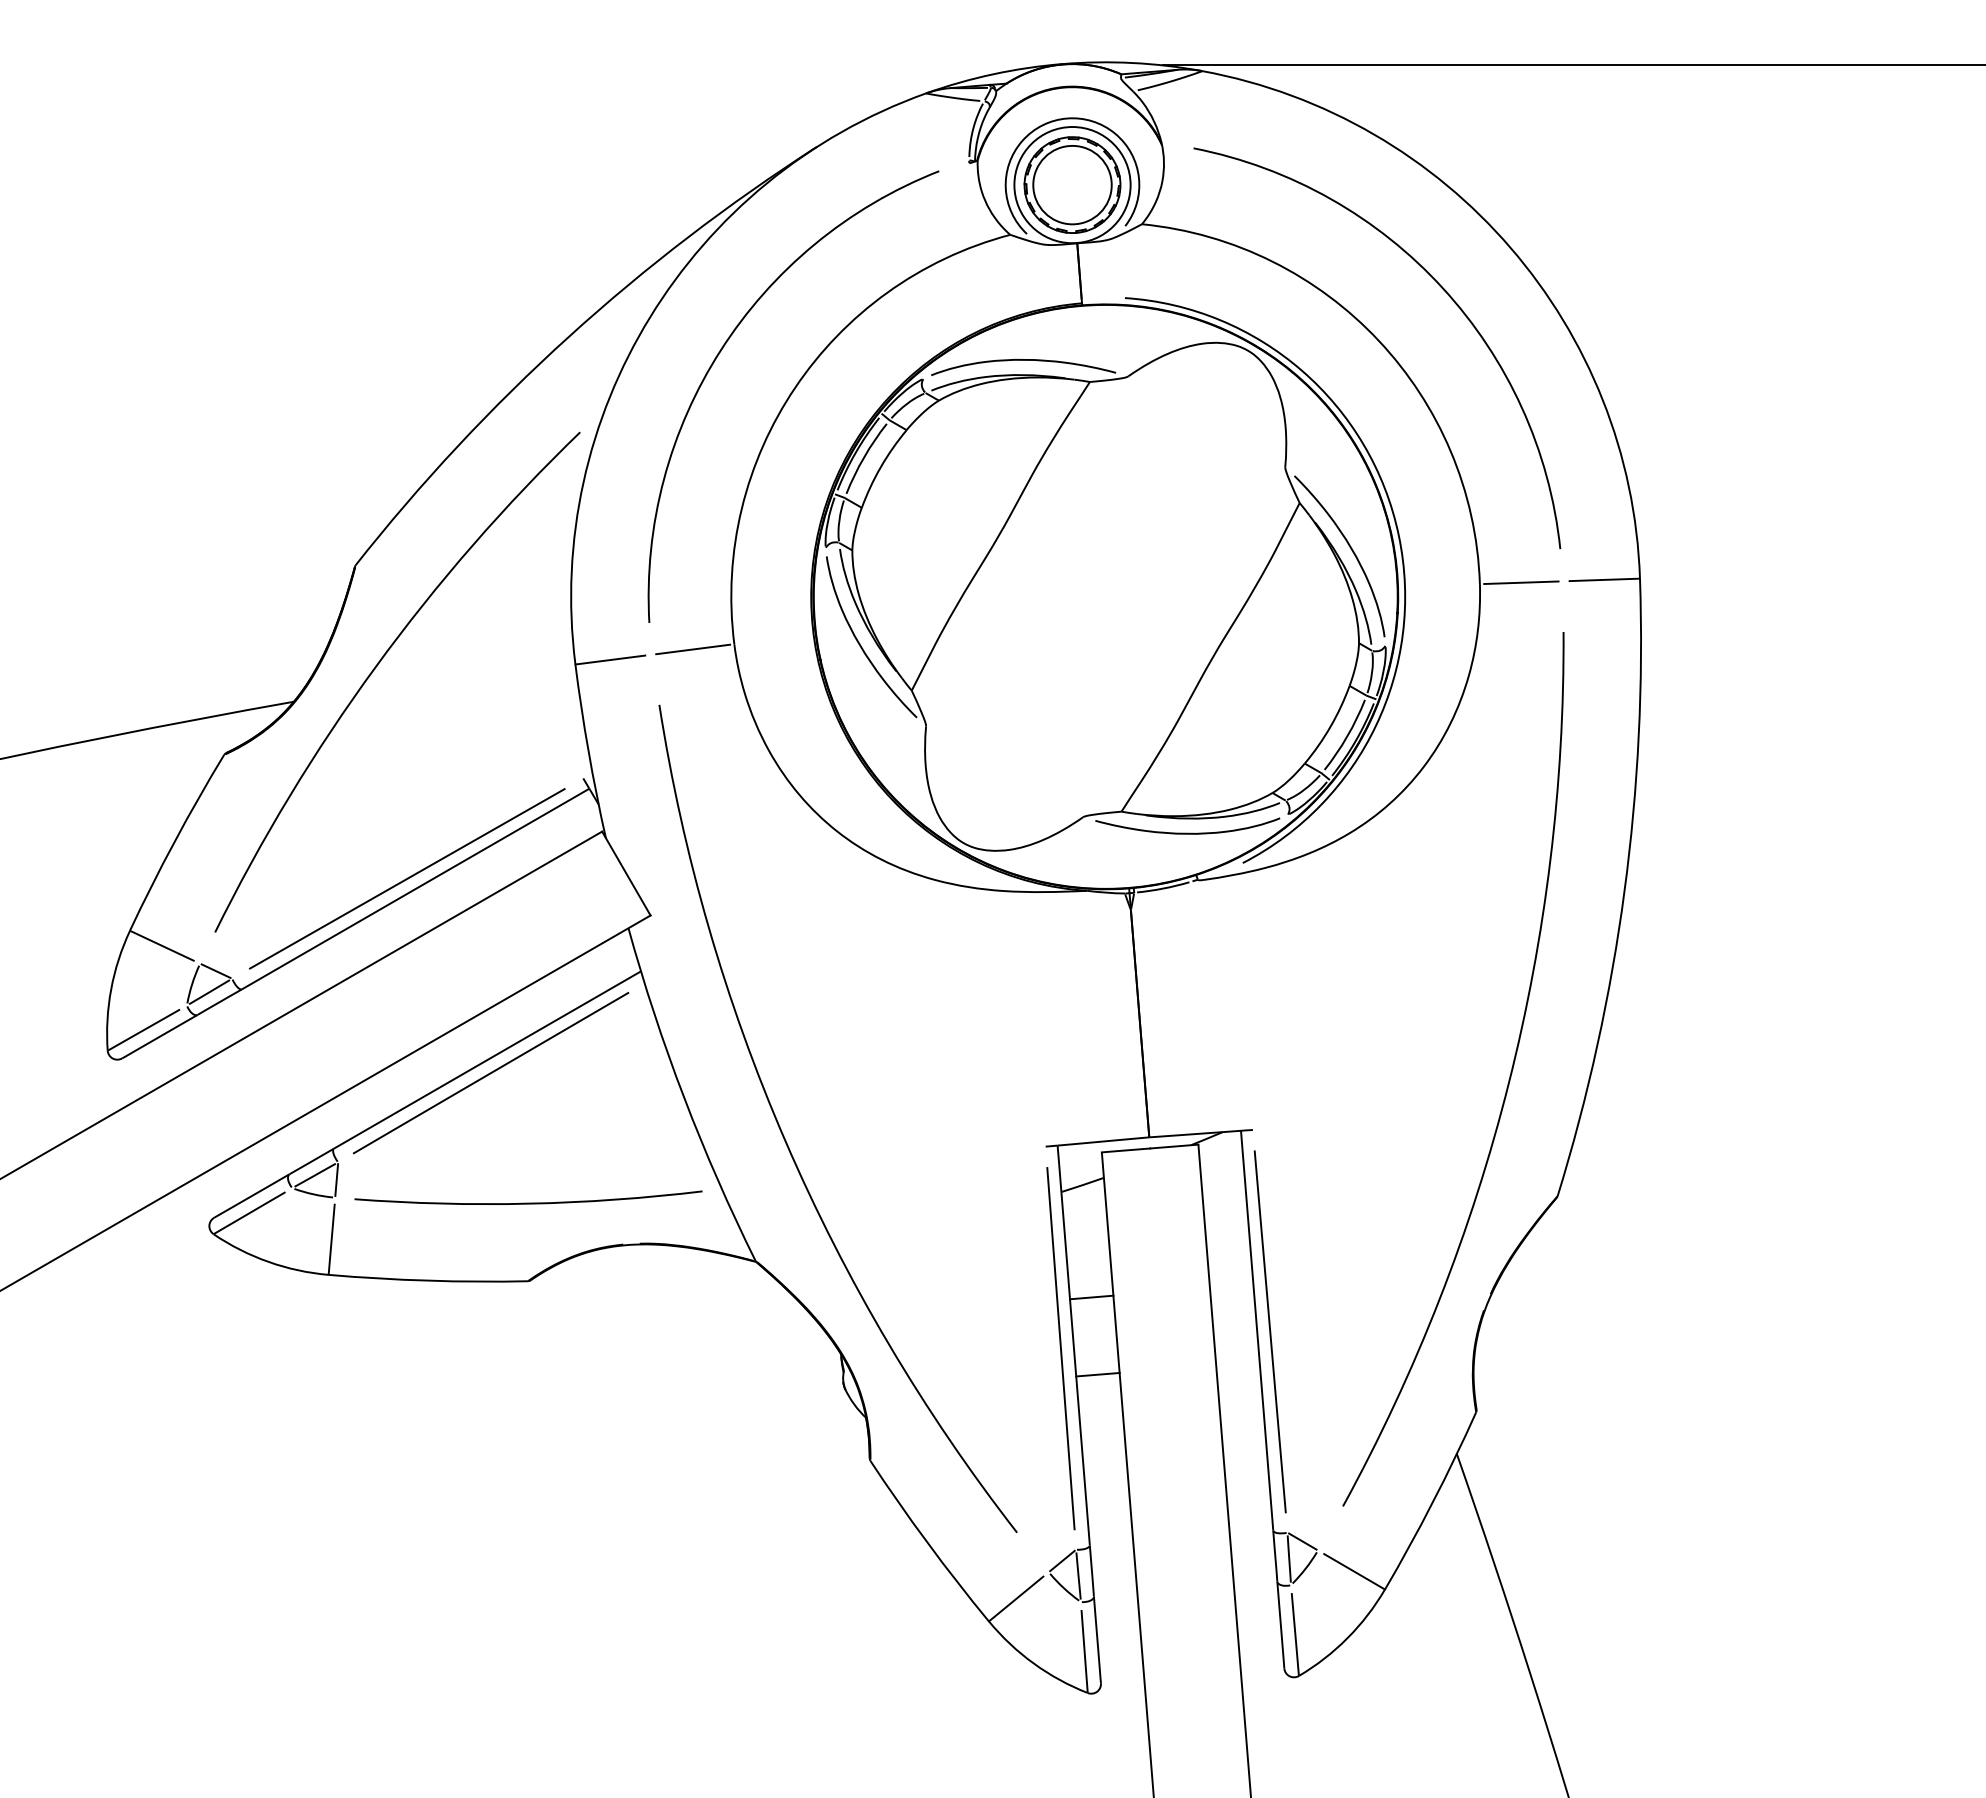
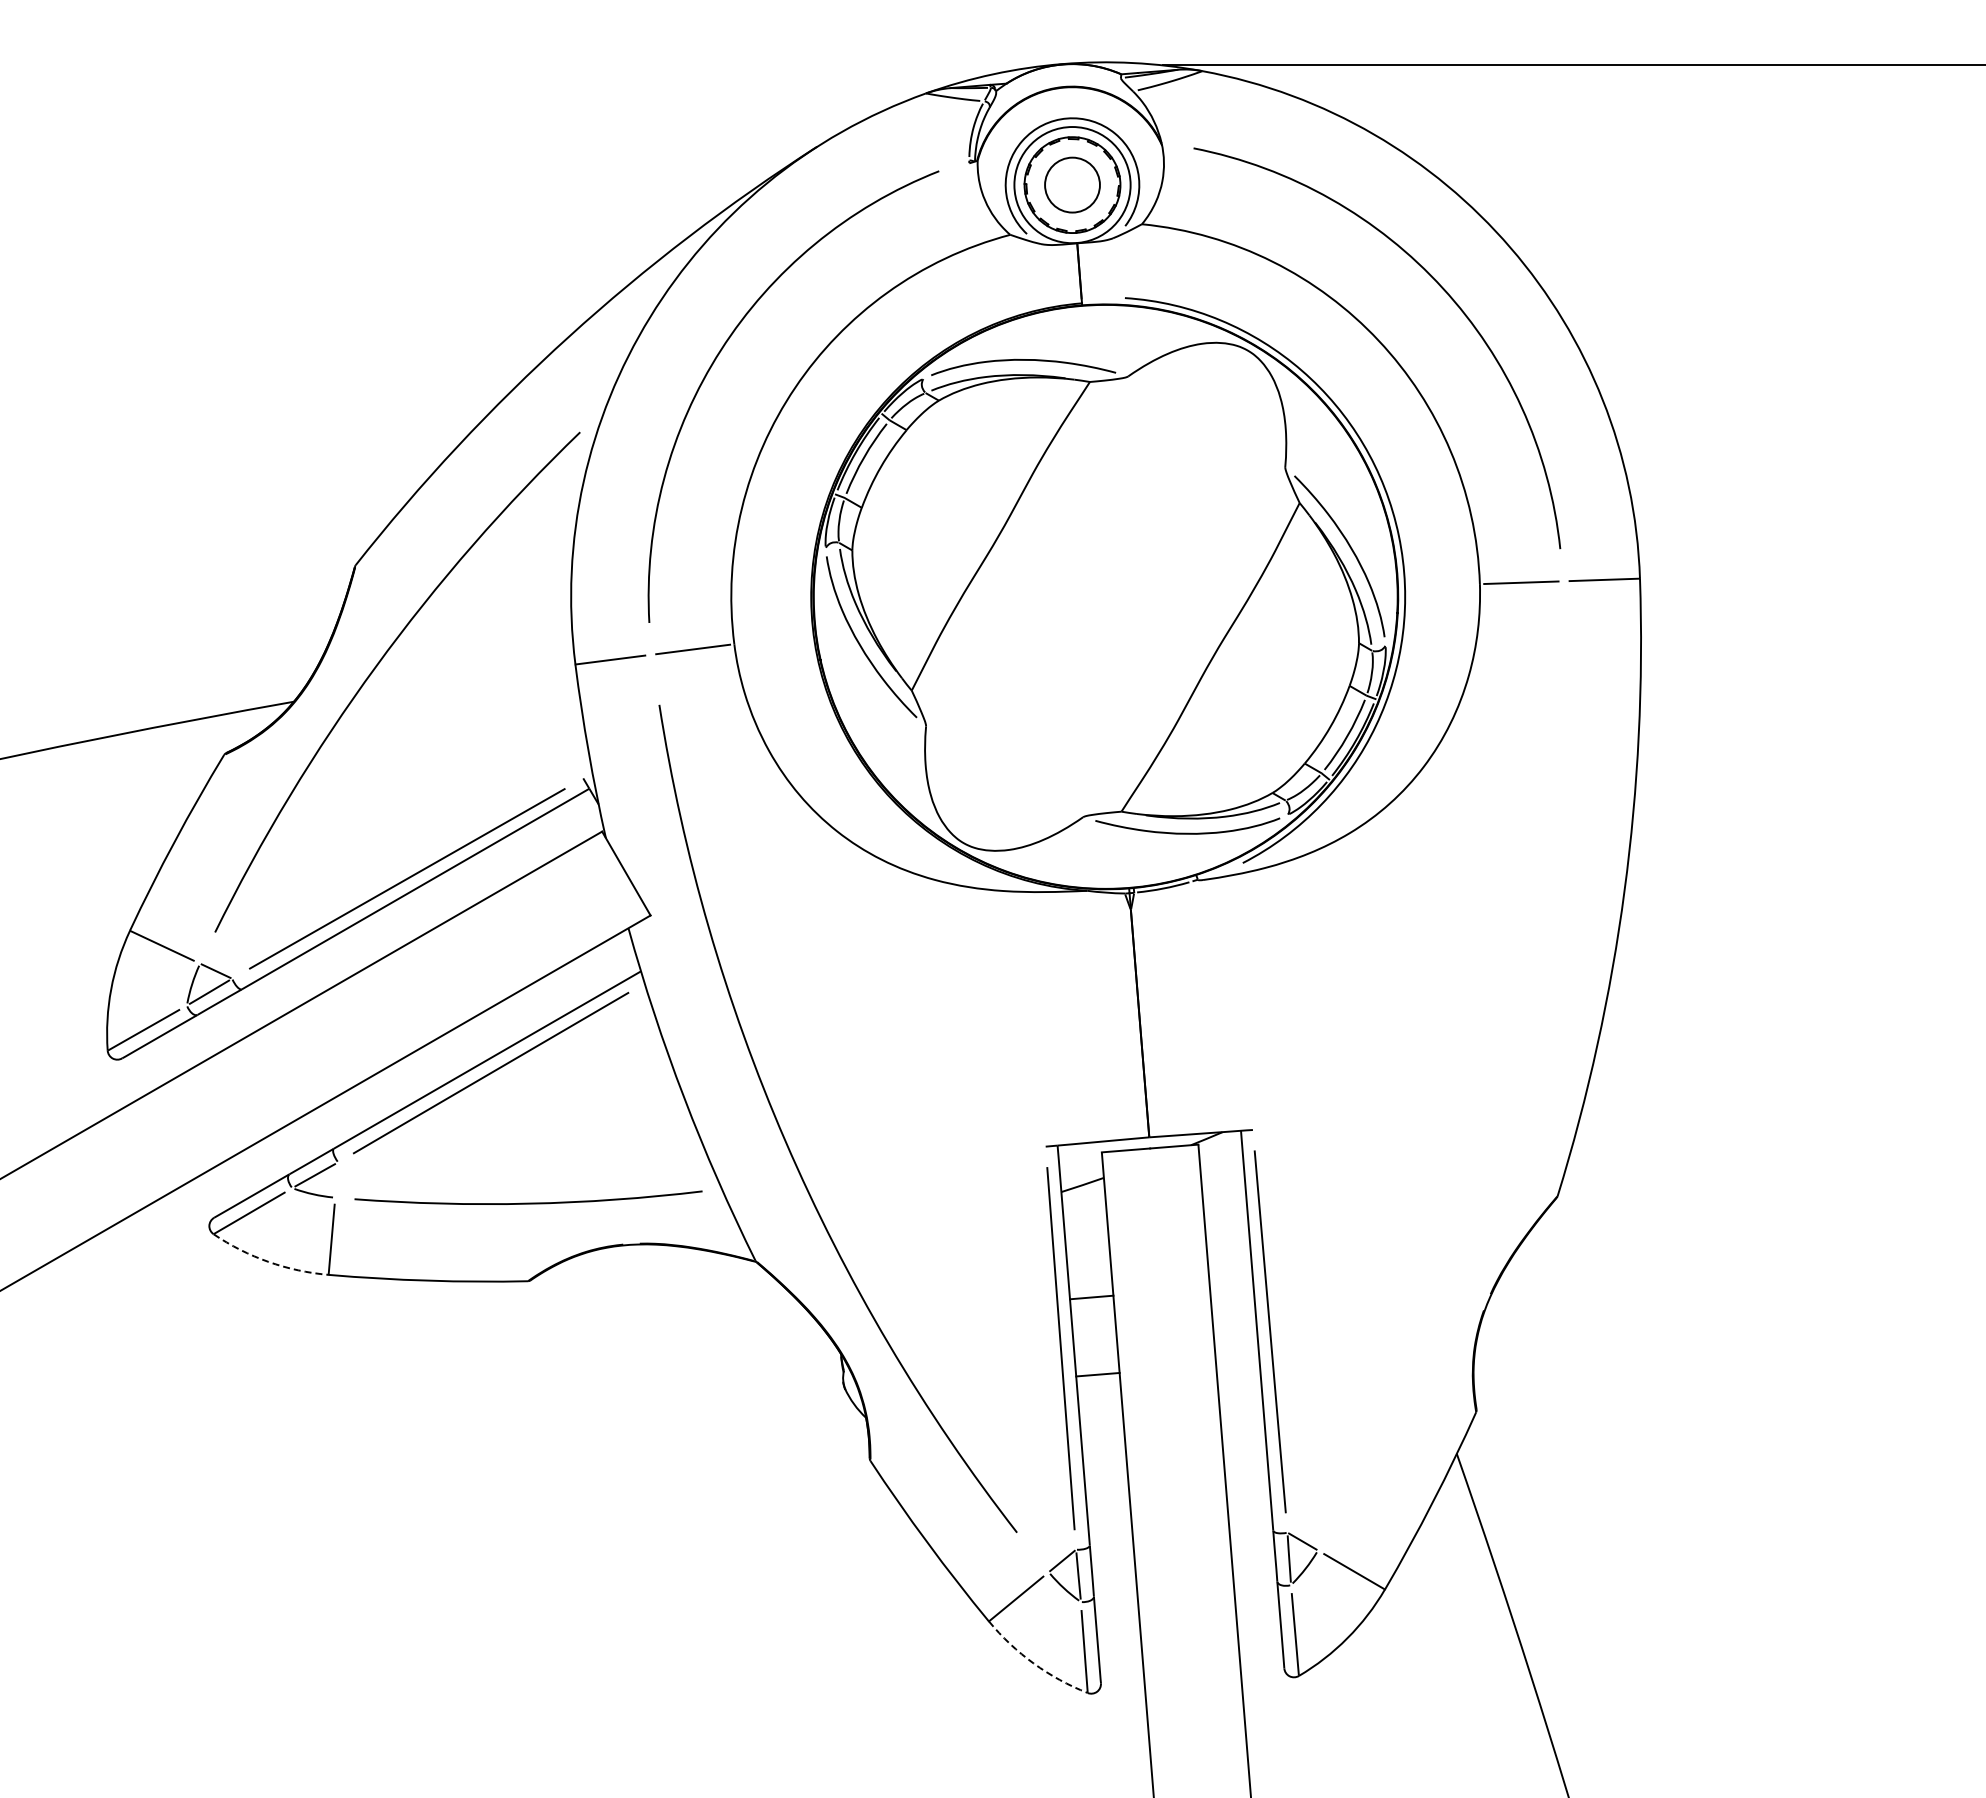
circle diameter: 78 px -> 55 px (1072, 184)
arc: present -> none (1507, 1083)
line: present -> none (336, 1179)
arc: solid -> dashed (268, 1261)
arc: solid -> dashed (1033, 1663)
